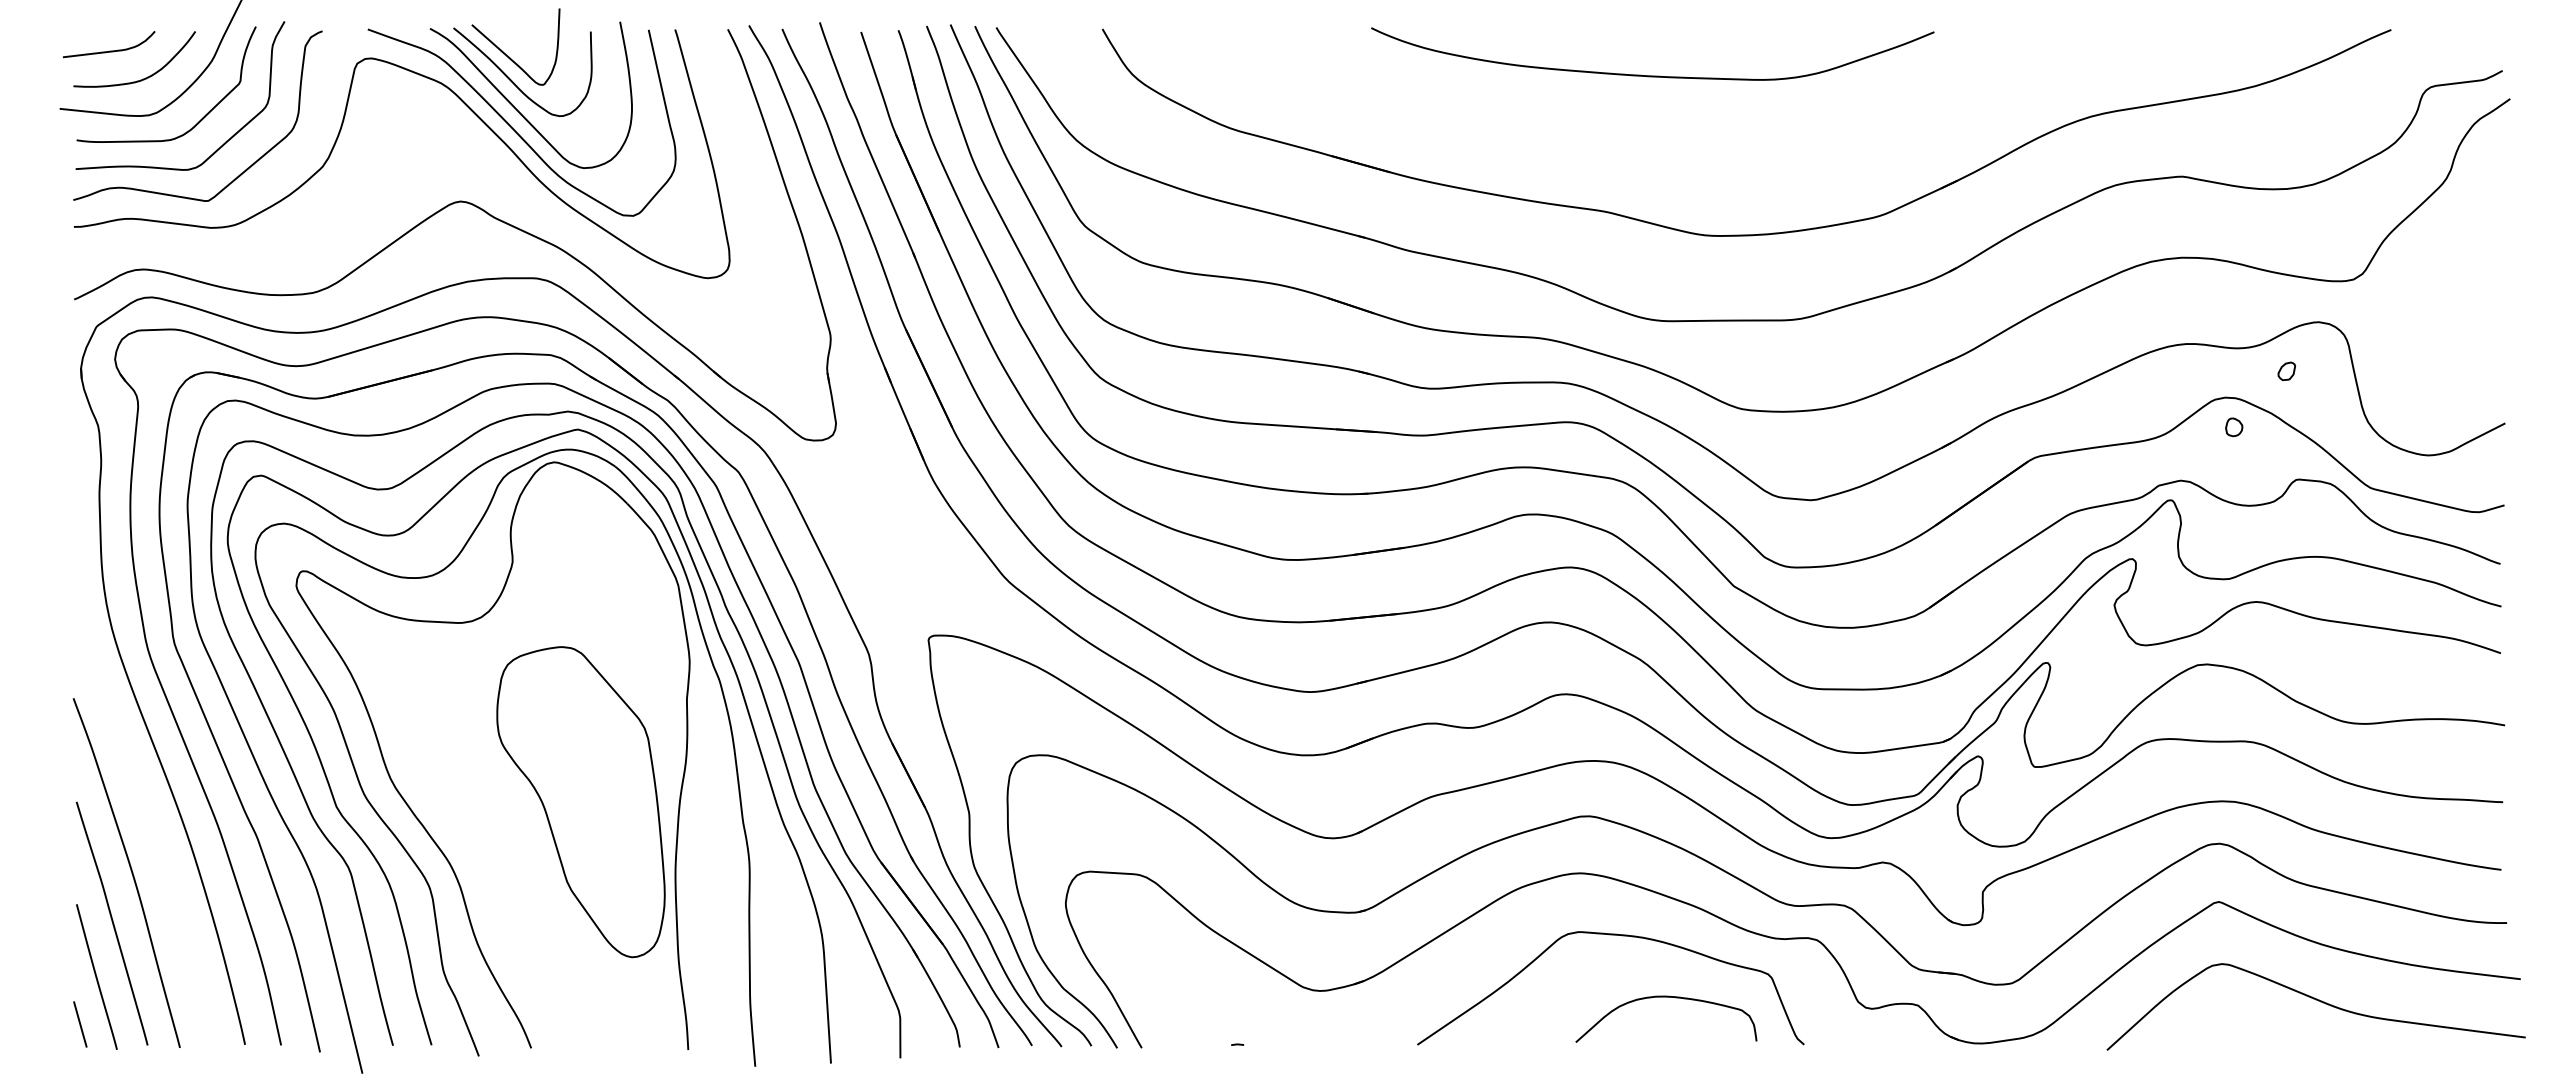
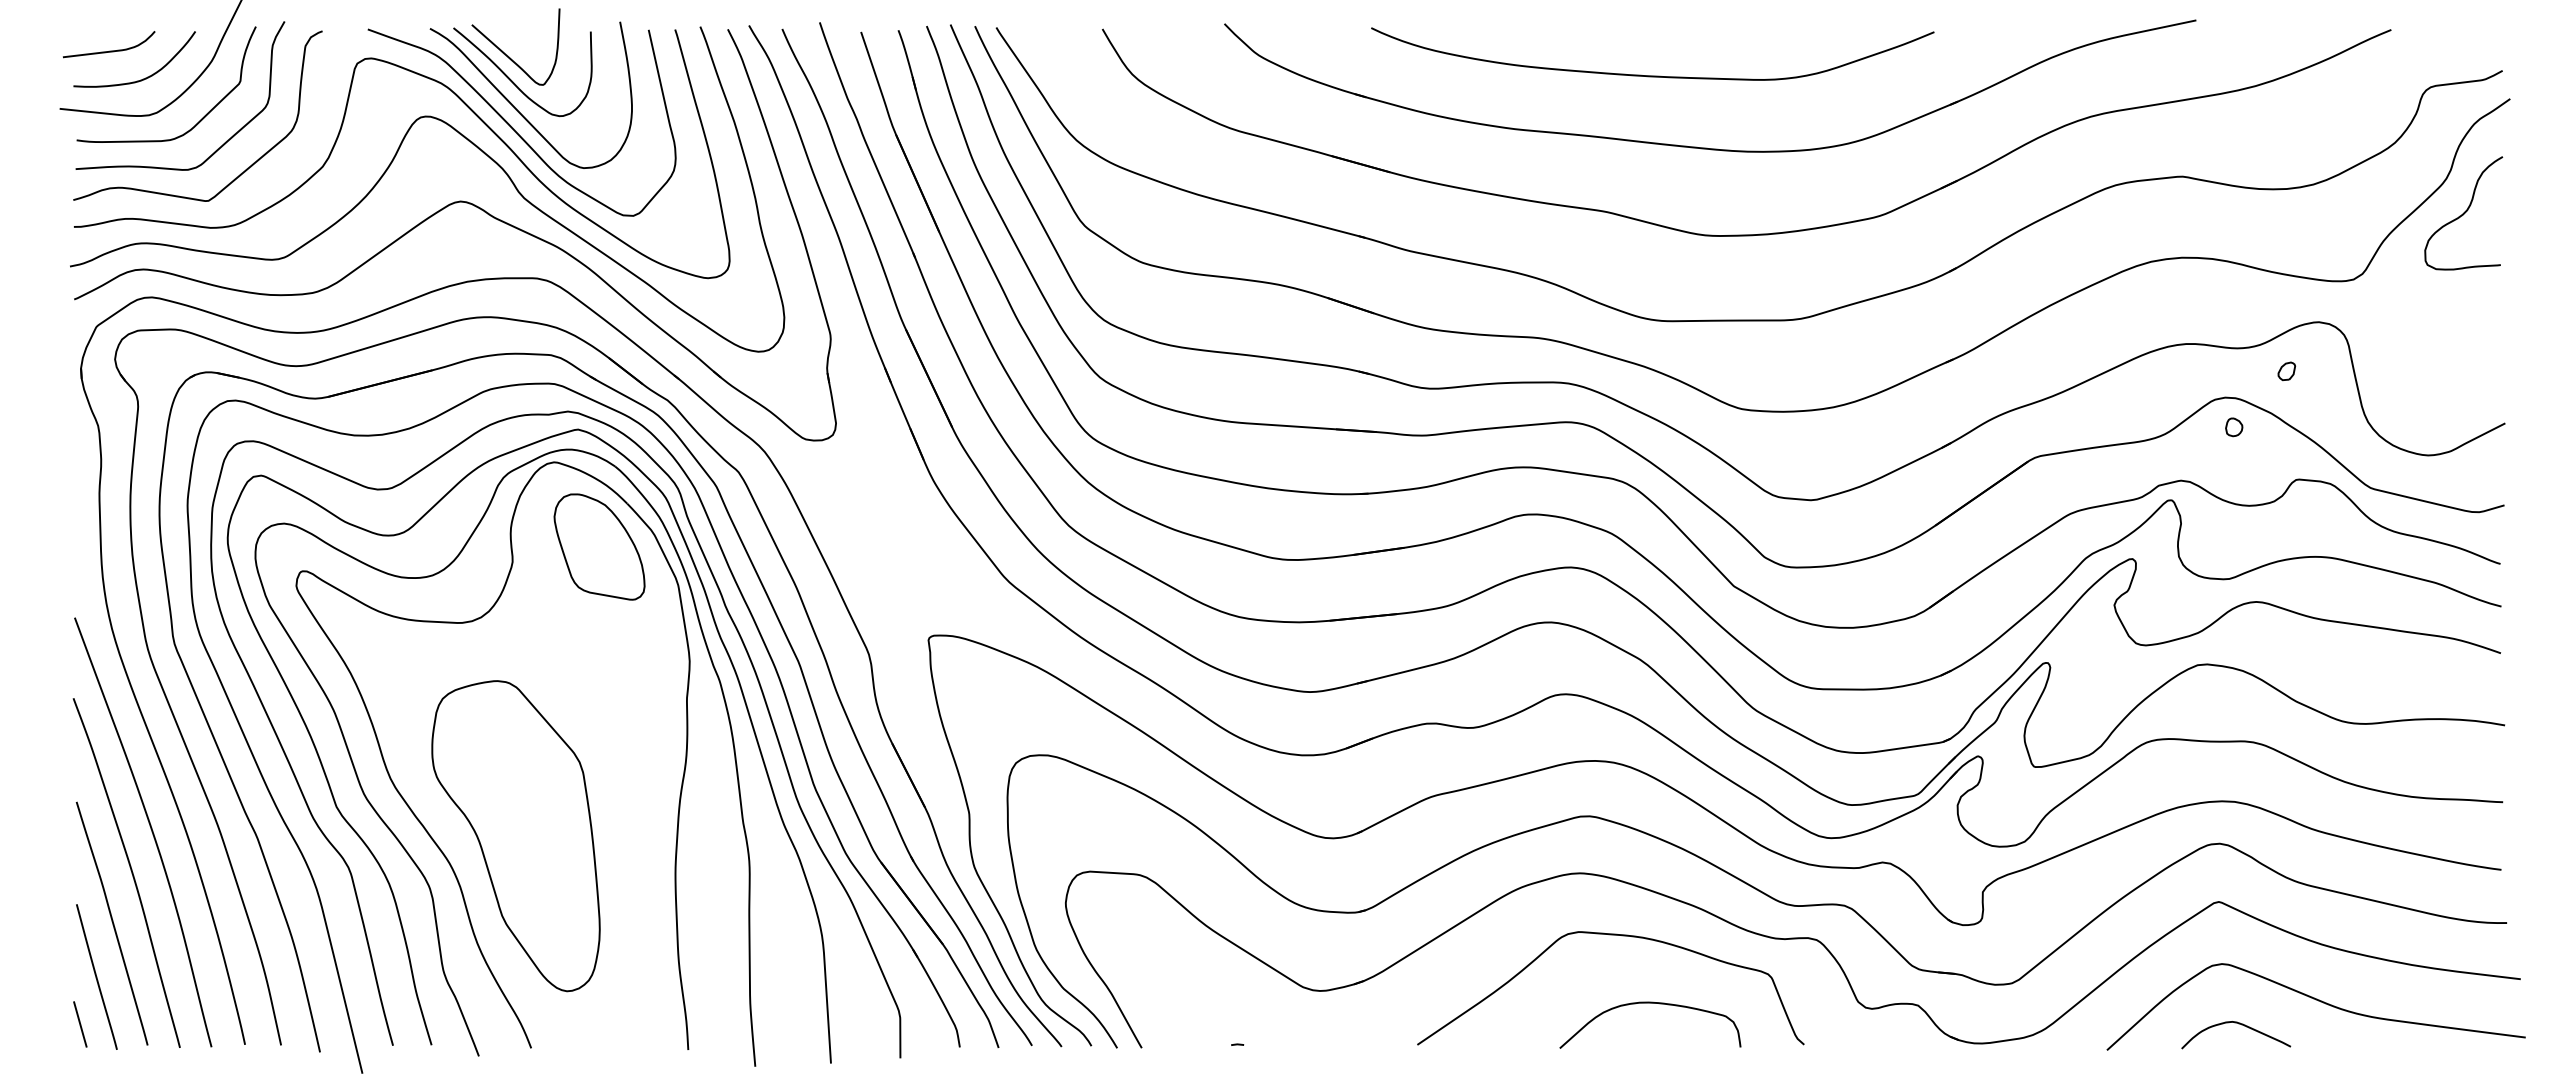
part: none -> present (1707, 147)
curve: none -> present (390, 166)
curve: none -> present (2463, 213)
part: none -> present (599, 546)
part position: (580, 802) -> (515, 836) (515, 836)
curve: none -> present (150, 829)
curve position: (1666, 997) -> (1650, 1003) (1650, 1003)
curve: none -> present (2238, 1024)
